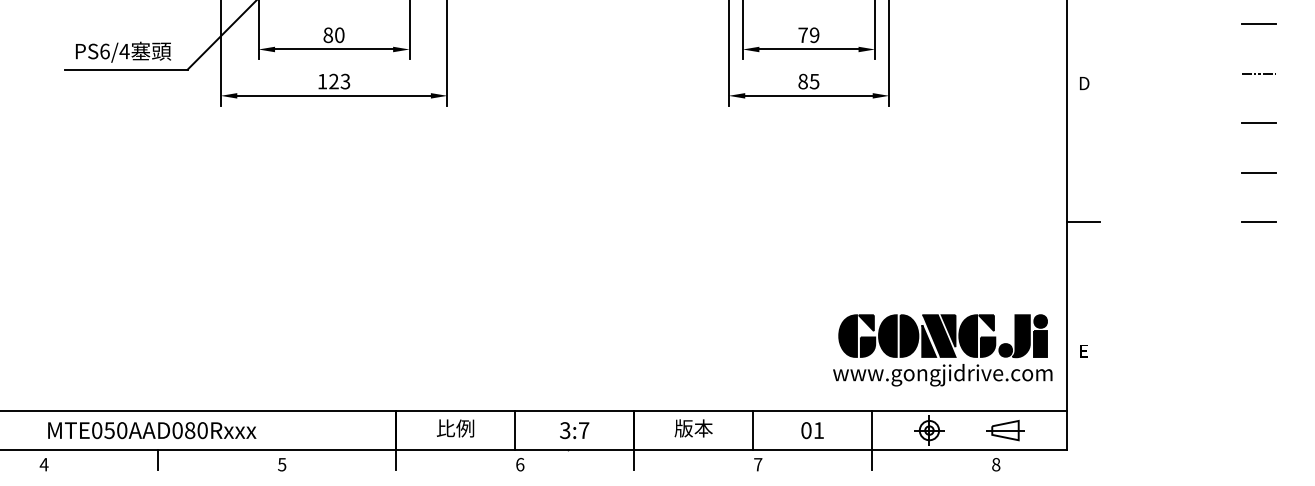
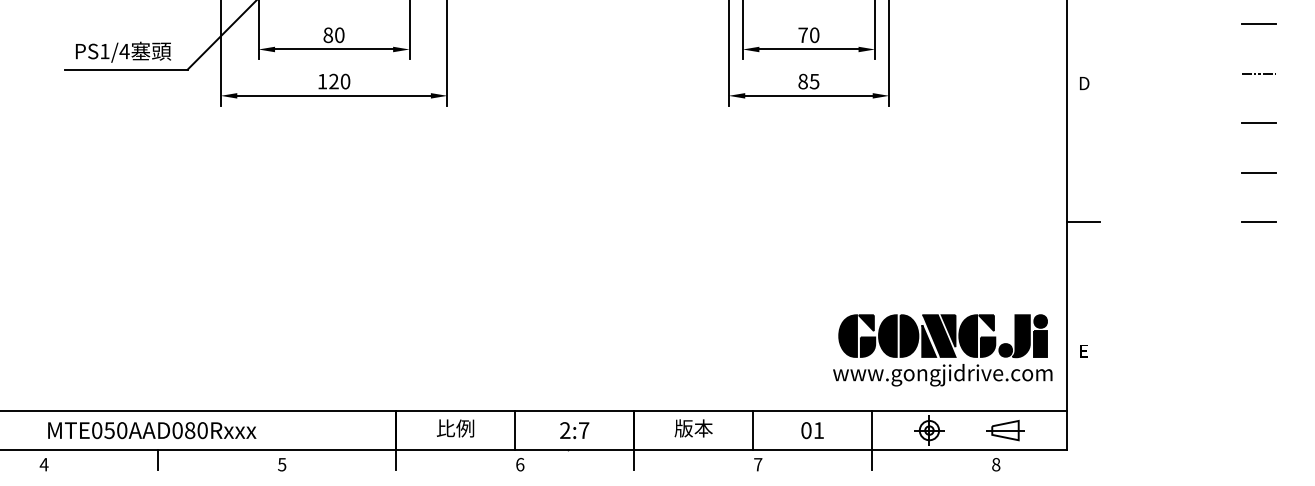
text: 79 -> 70 (814, 35)
text: PS6/4 -> PS1/4 (104, 51)
text: 123 -> 120 (345, 81)
text: 3:7 -> 2:7 (565, 430)
